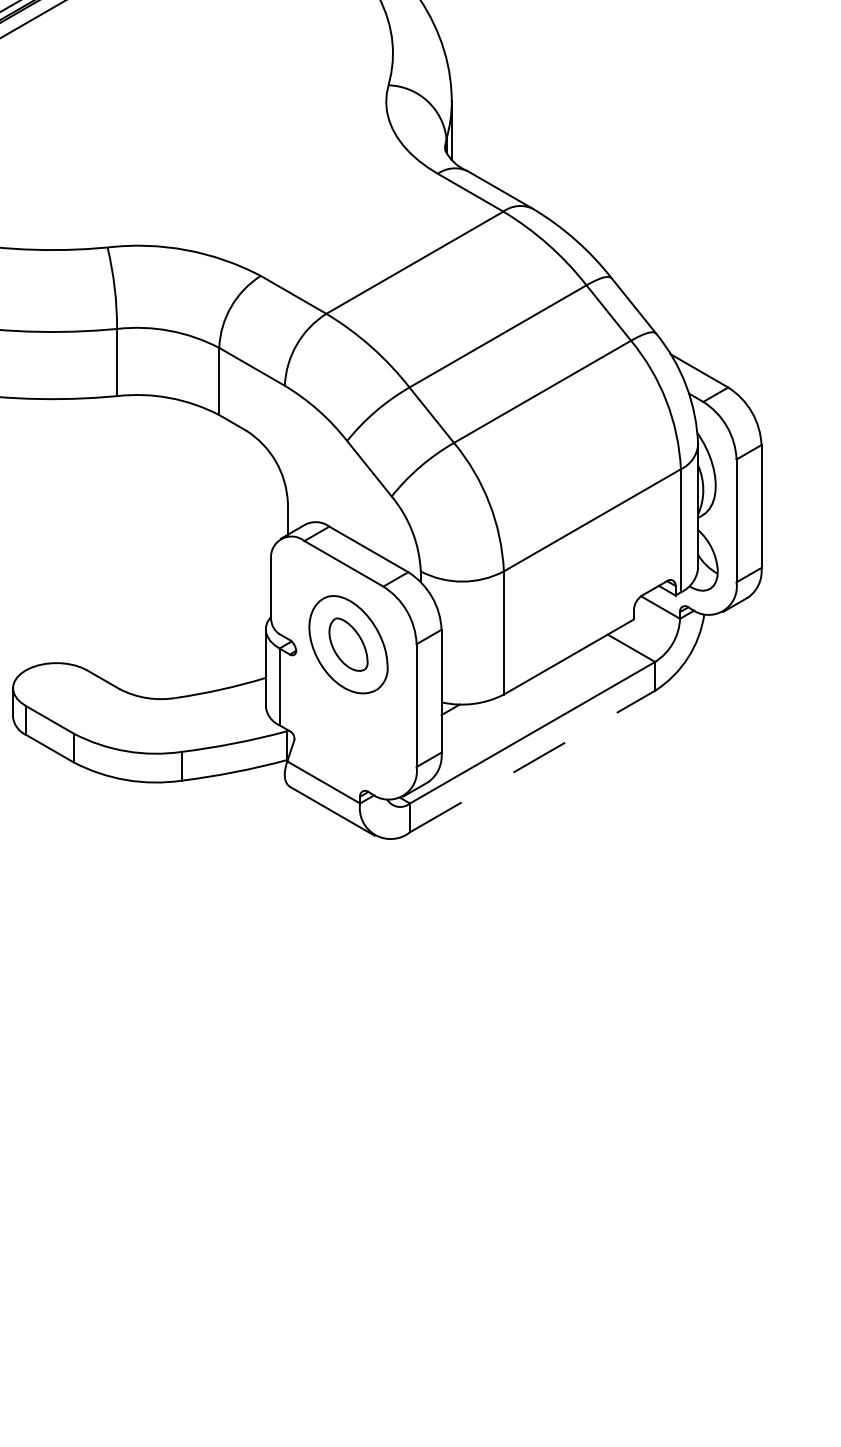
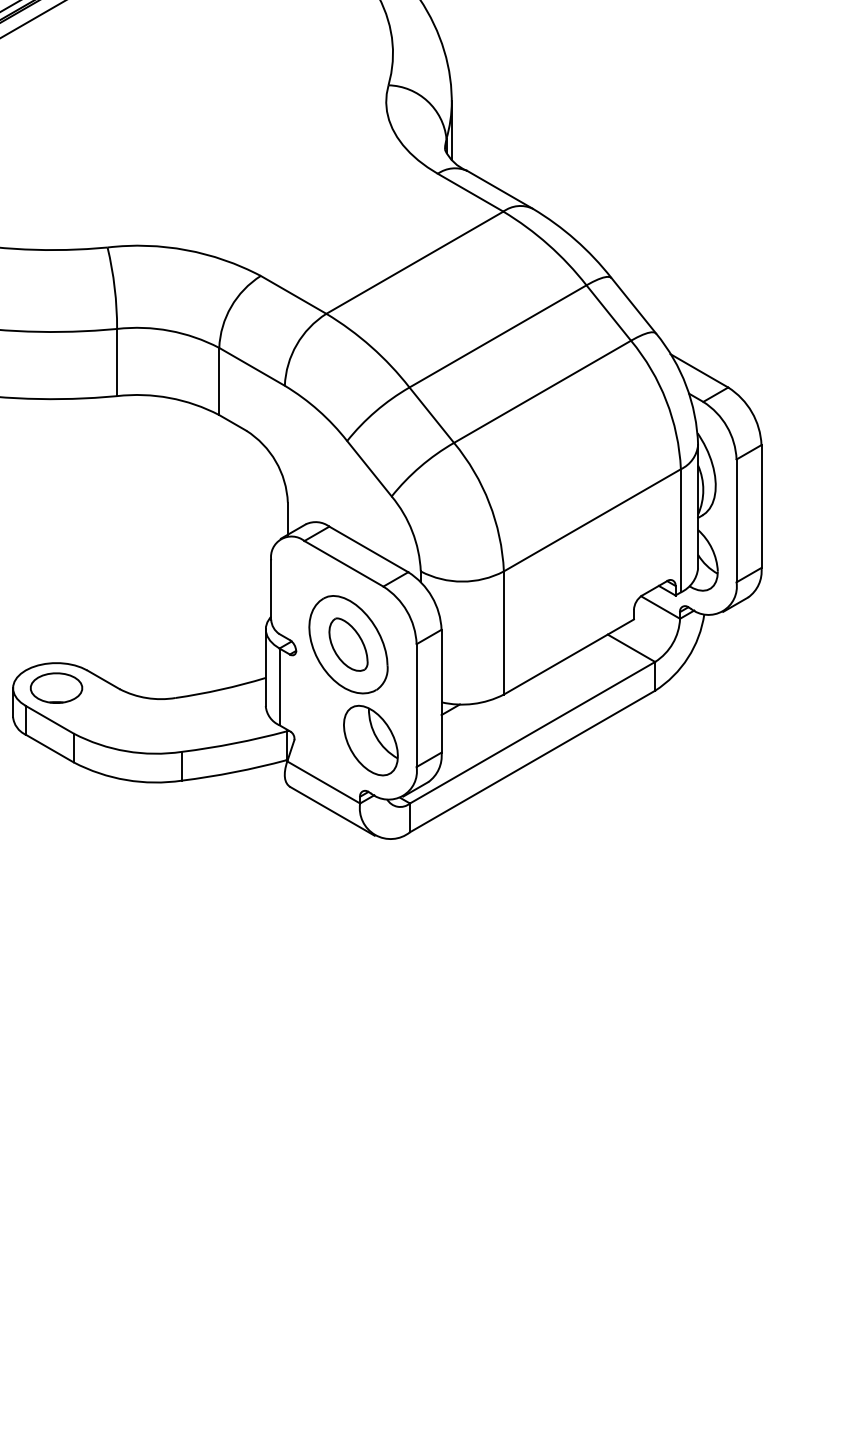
part: none -> present (56, 687)
part: none -> present (370, 740)
line: dashed -> solid (532, 761)
